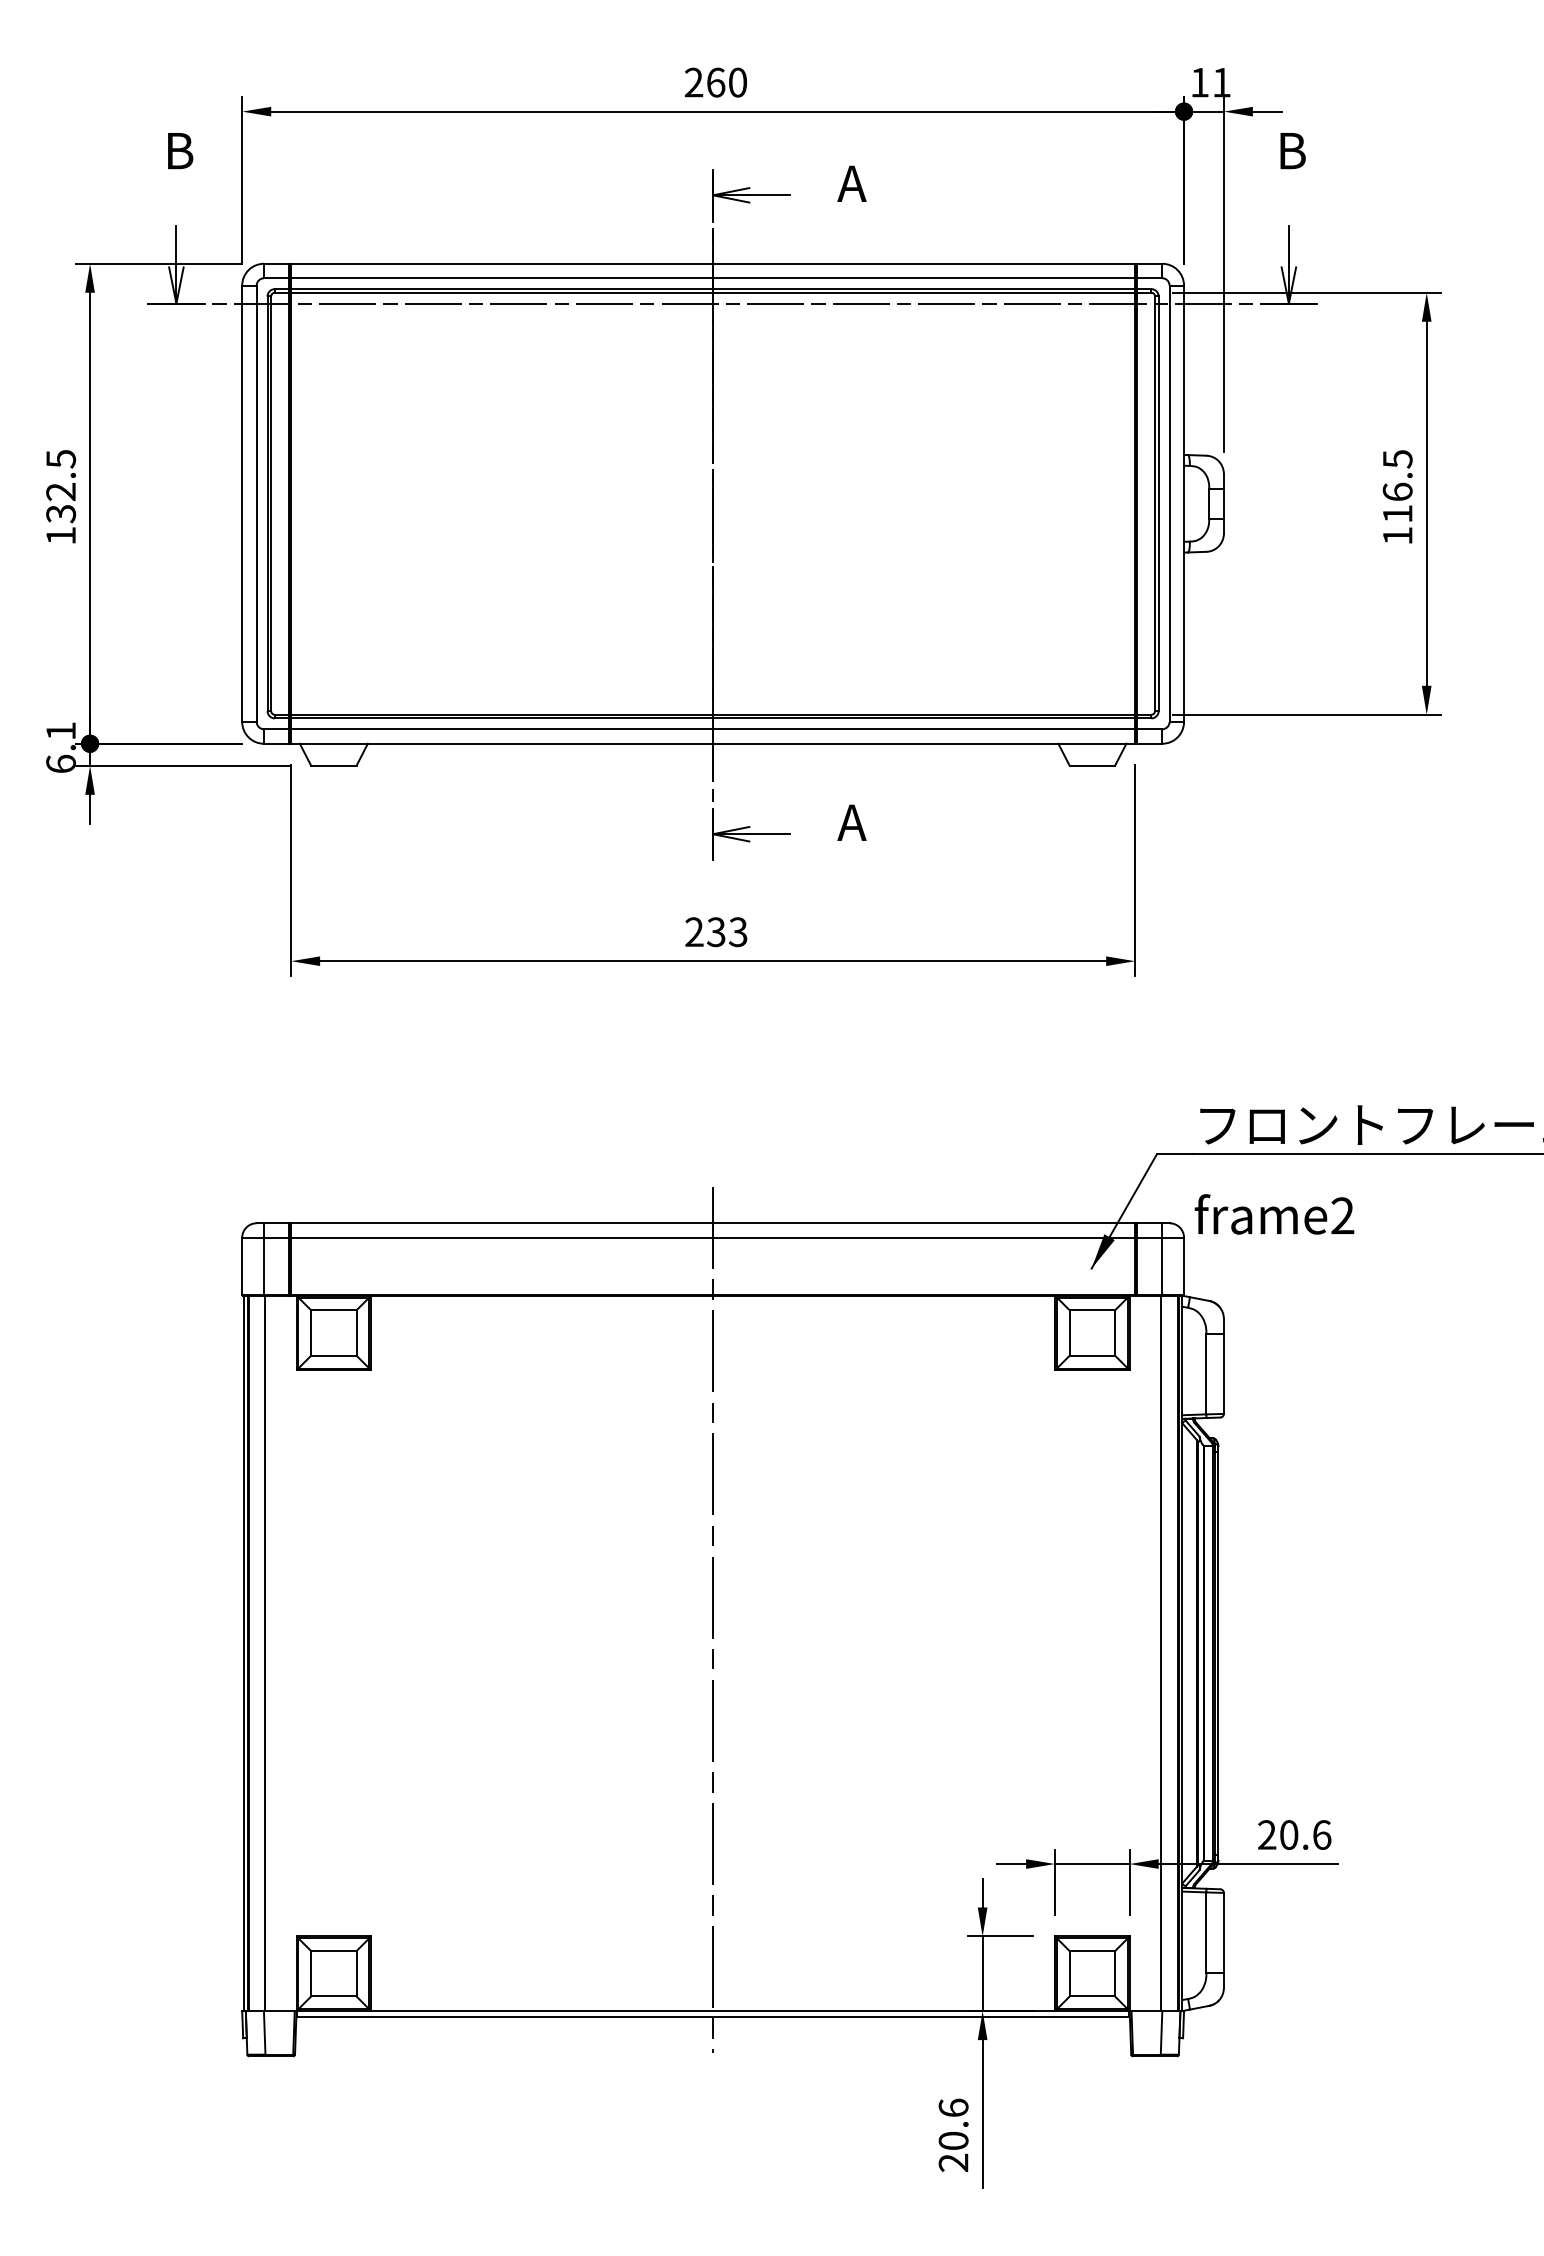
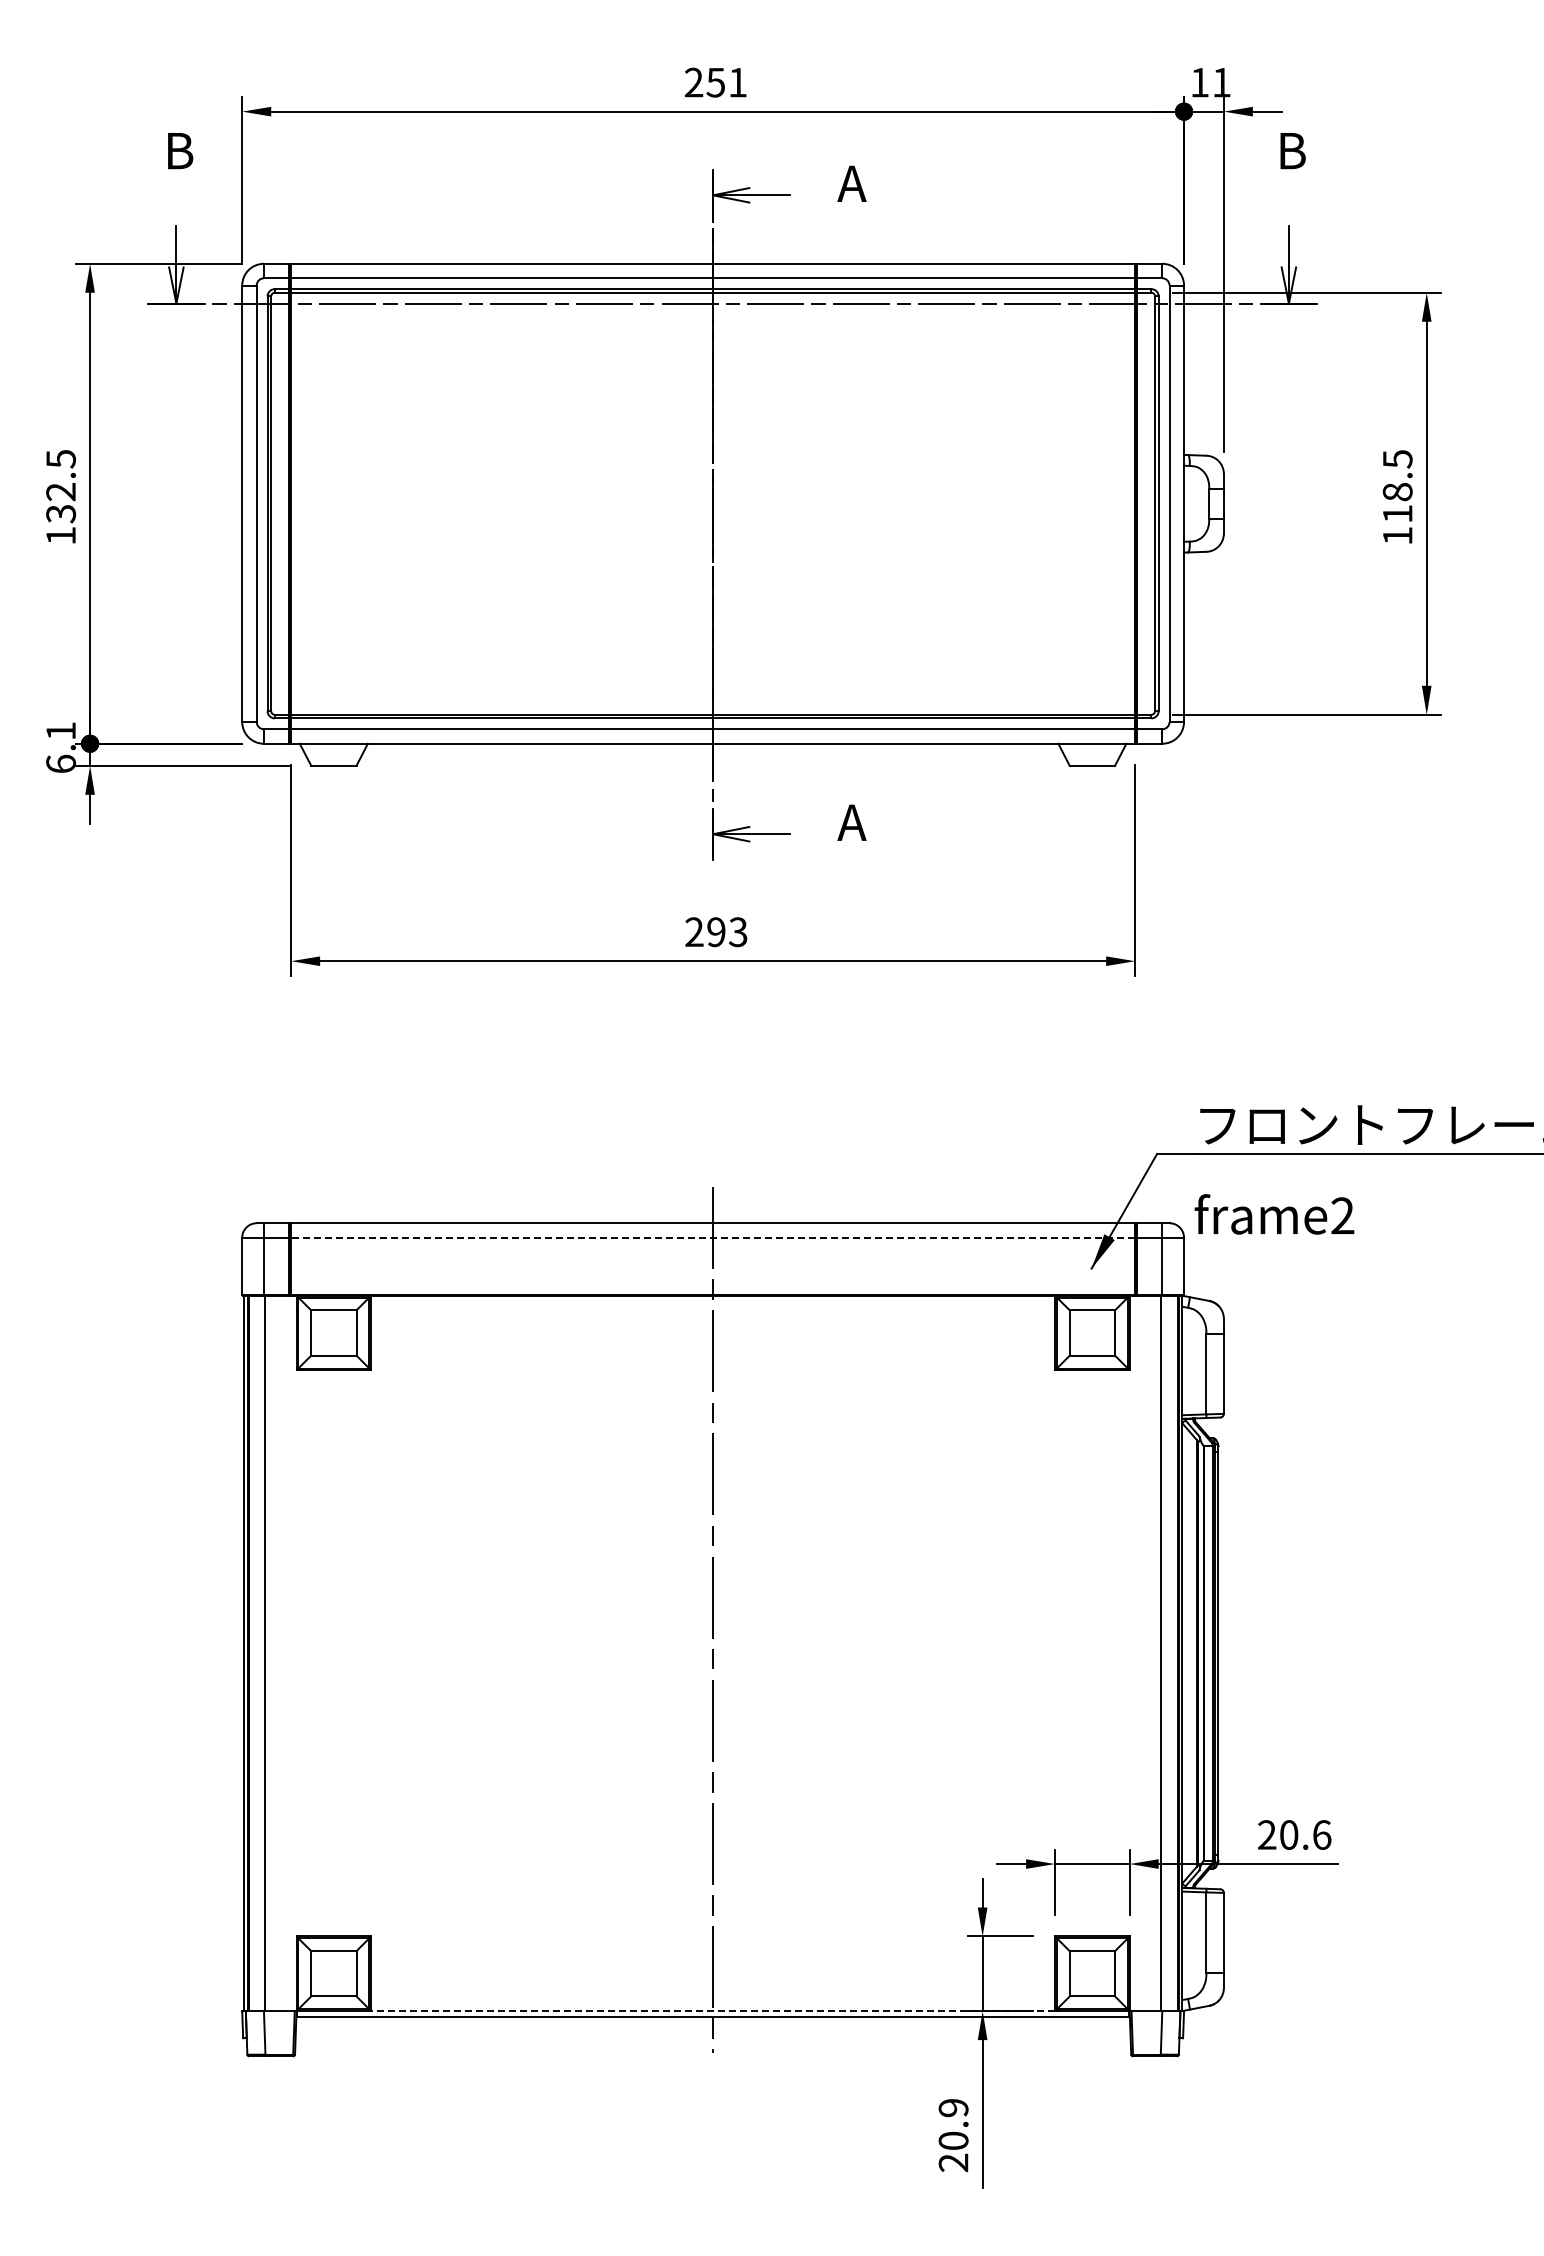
text: 260 -> 251 (726, 82)
text: 116.5 -> 118.5 (1397, 491)
text: 233 -> 293 (716, 932)
line: solid -> dashed (712, 1237)
line: solid -> dashed (713, 2011)
text: 20.6 -> 20.9 (953, 2107)
